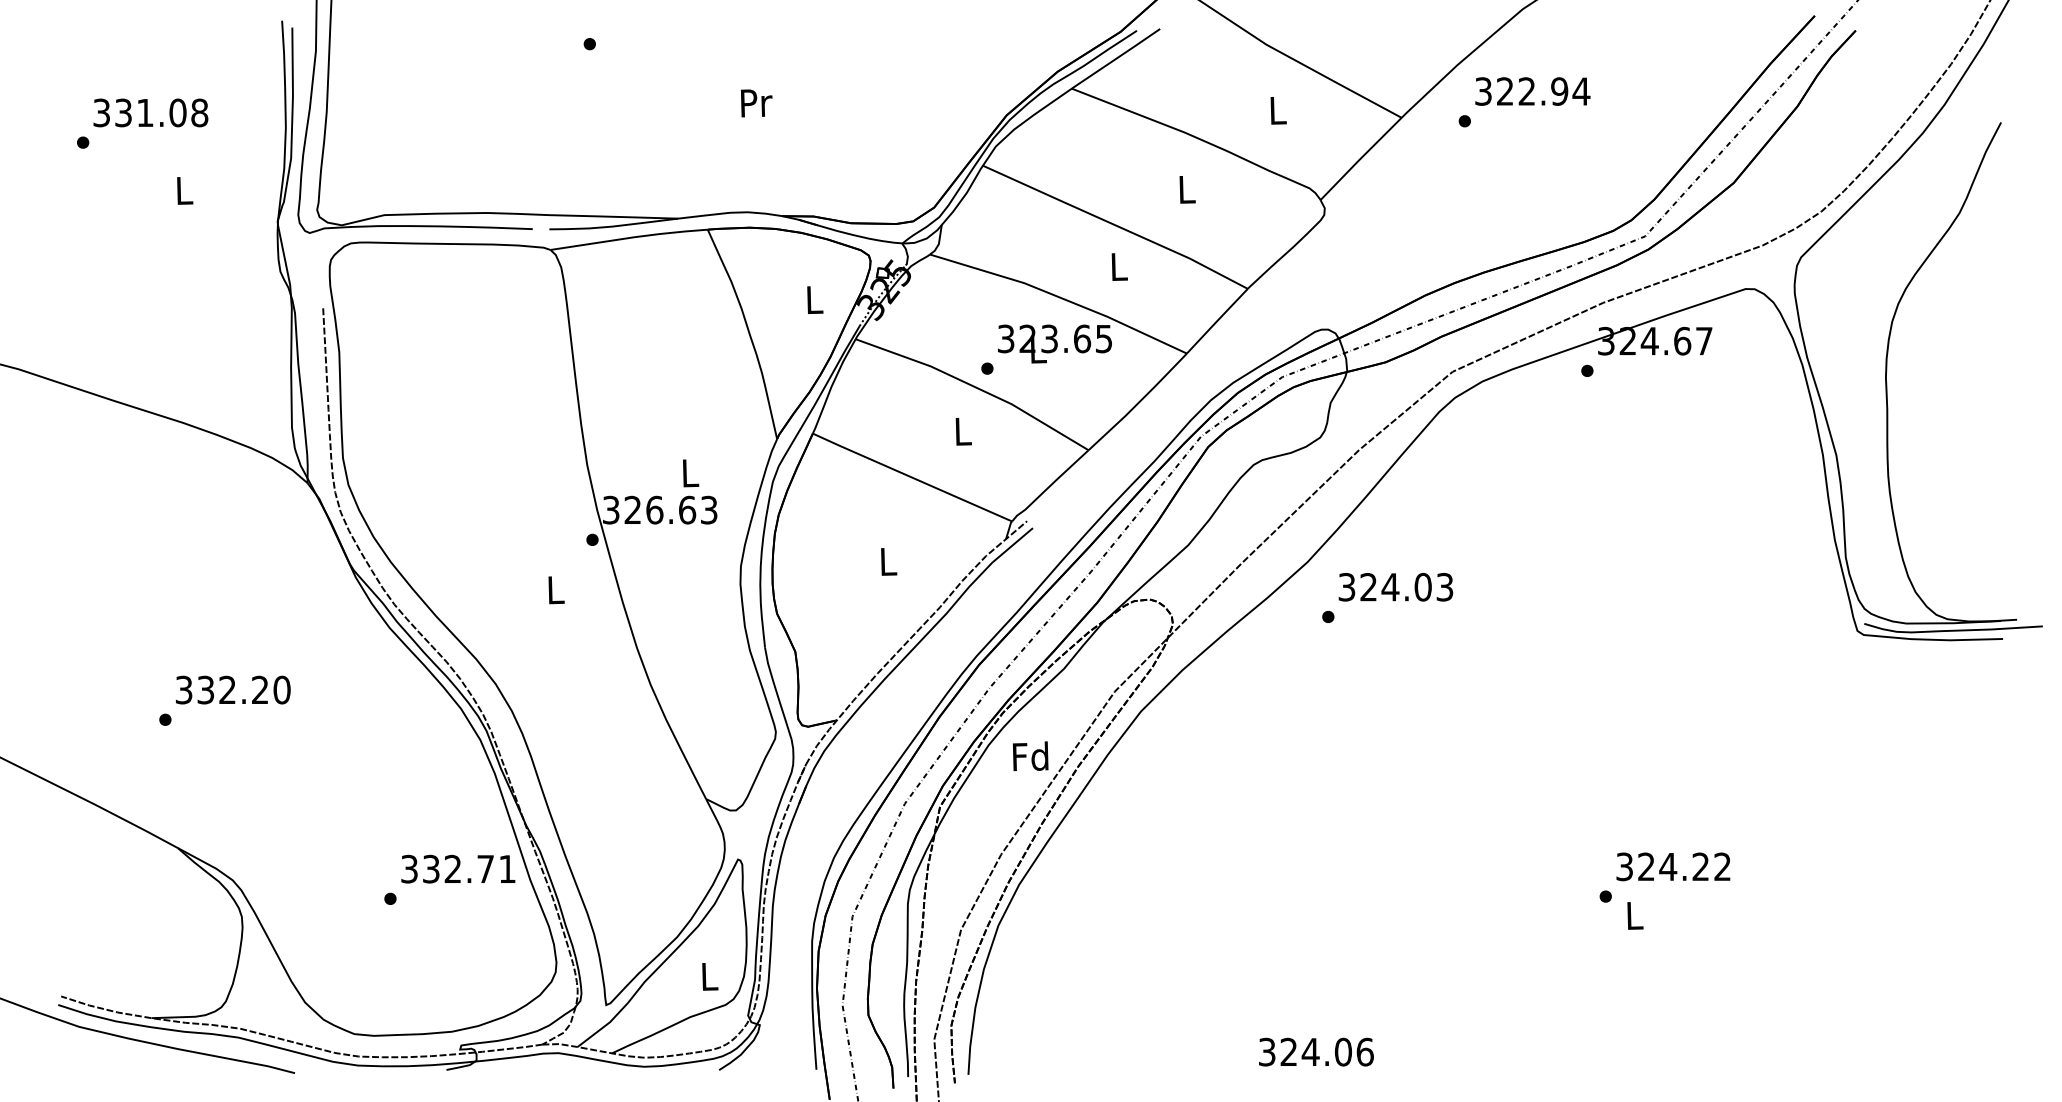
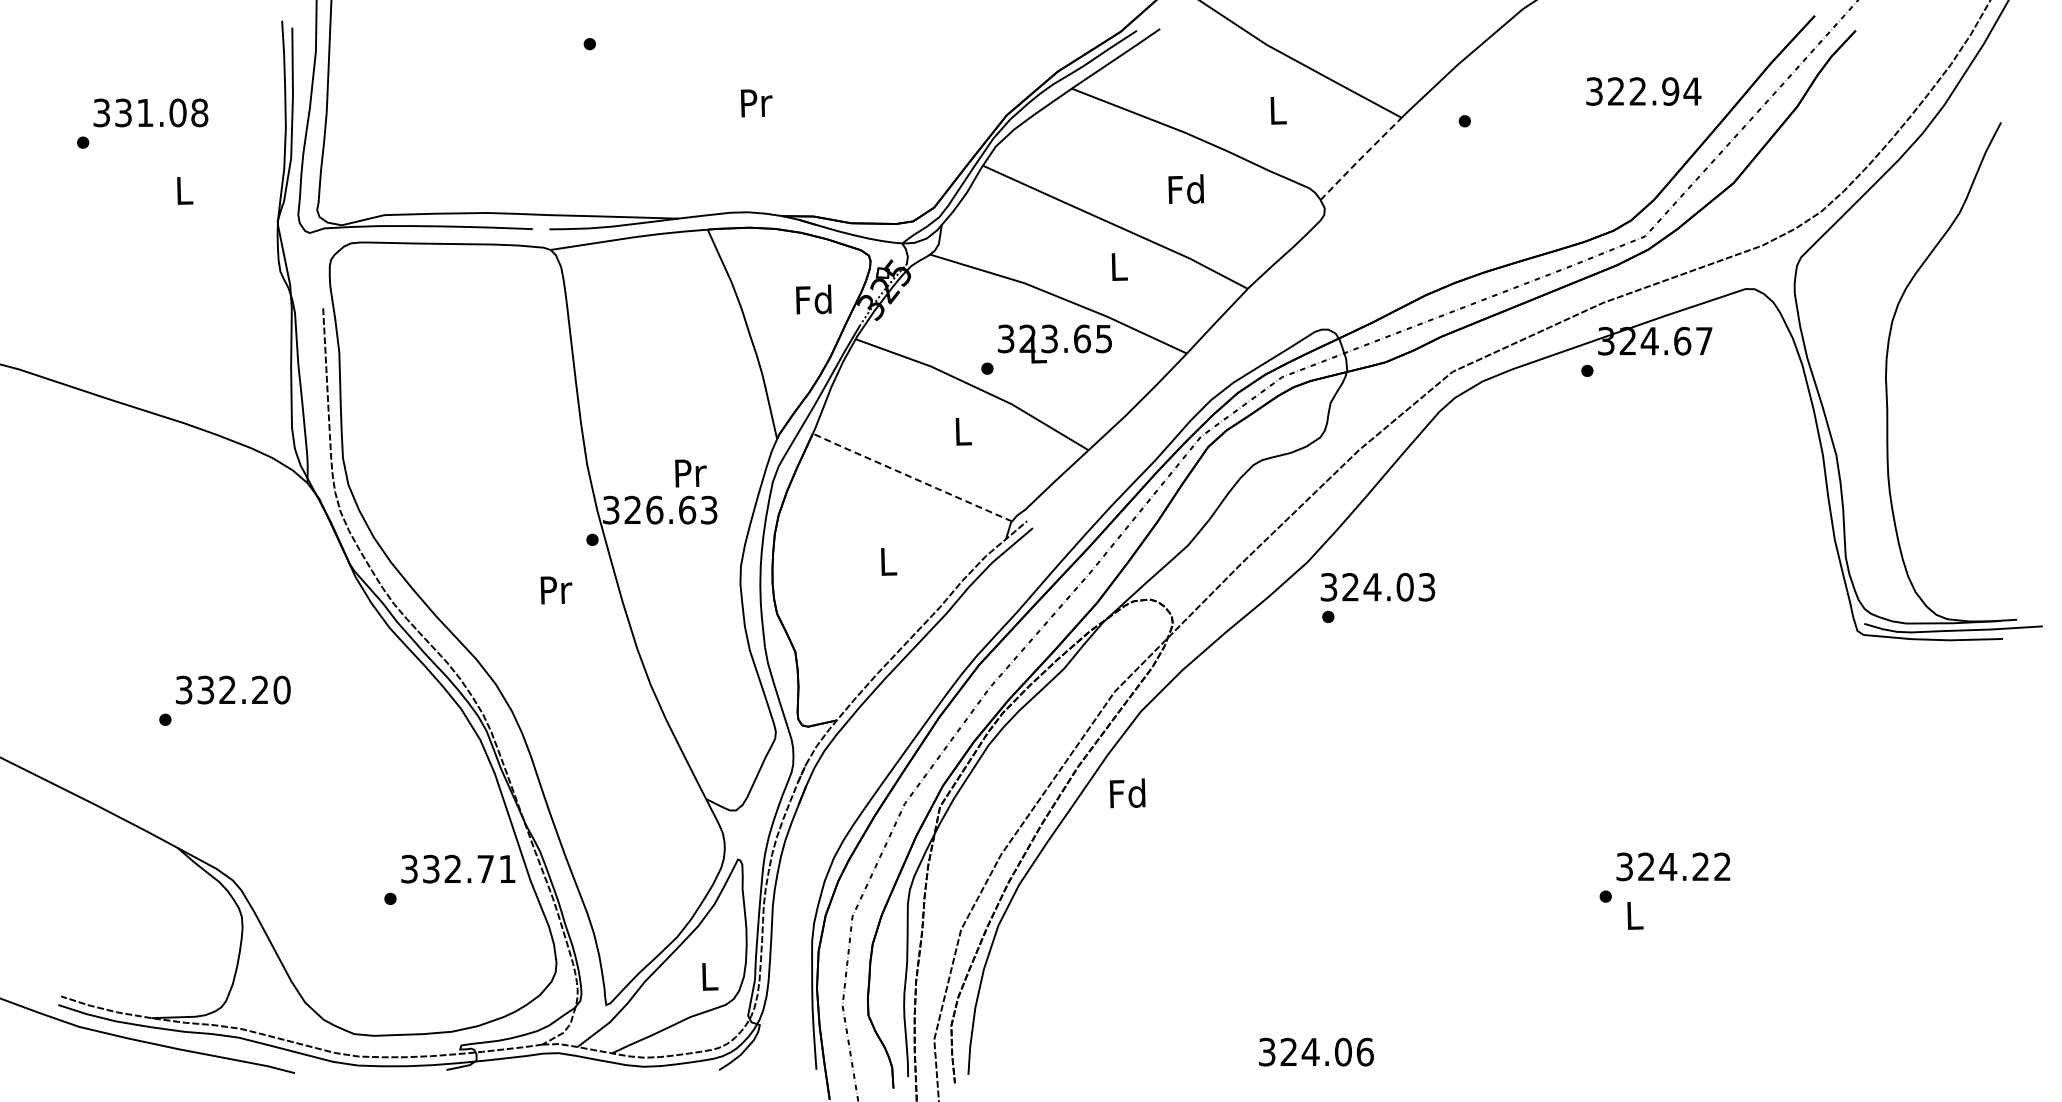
text position: (1532, 91) -> (1643, 91) (1643, 91)
line: solid -> dashed (1360, 158)
text: L -> Fd (1185, 188)
text: L -> Fd (813, 299)
text: L -> Pr (690, 473)
line: solid -> dashed (911, 477)
text position: (1395, 587) -> (1377, 587) (1377, 587)
text: L -> Pr (556, 590)
text position: (1030, 756) -> (1127, 793) (1127, 793)
